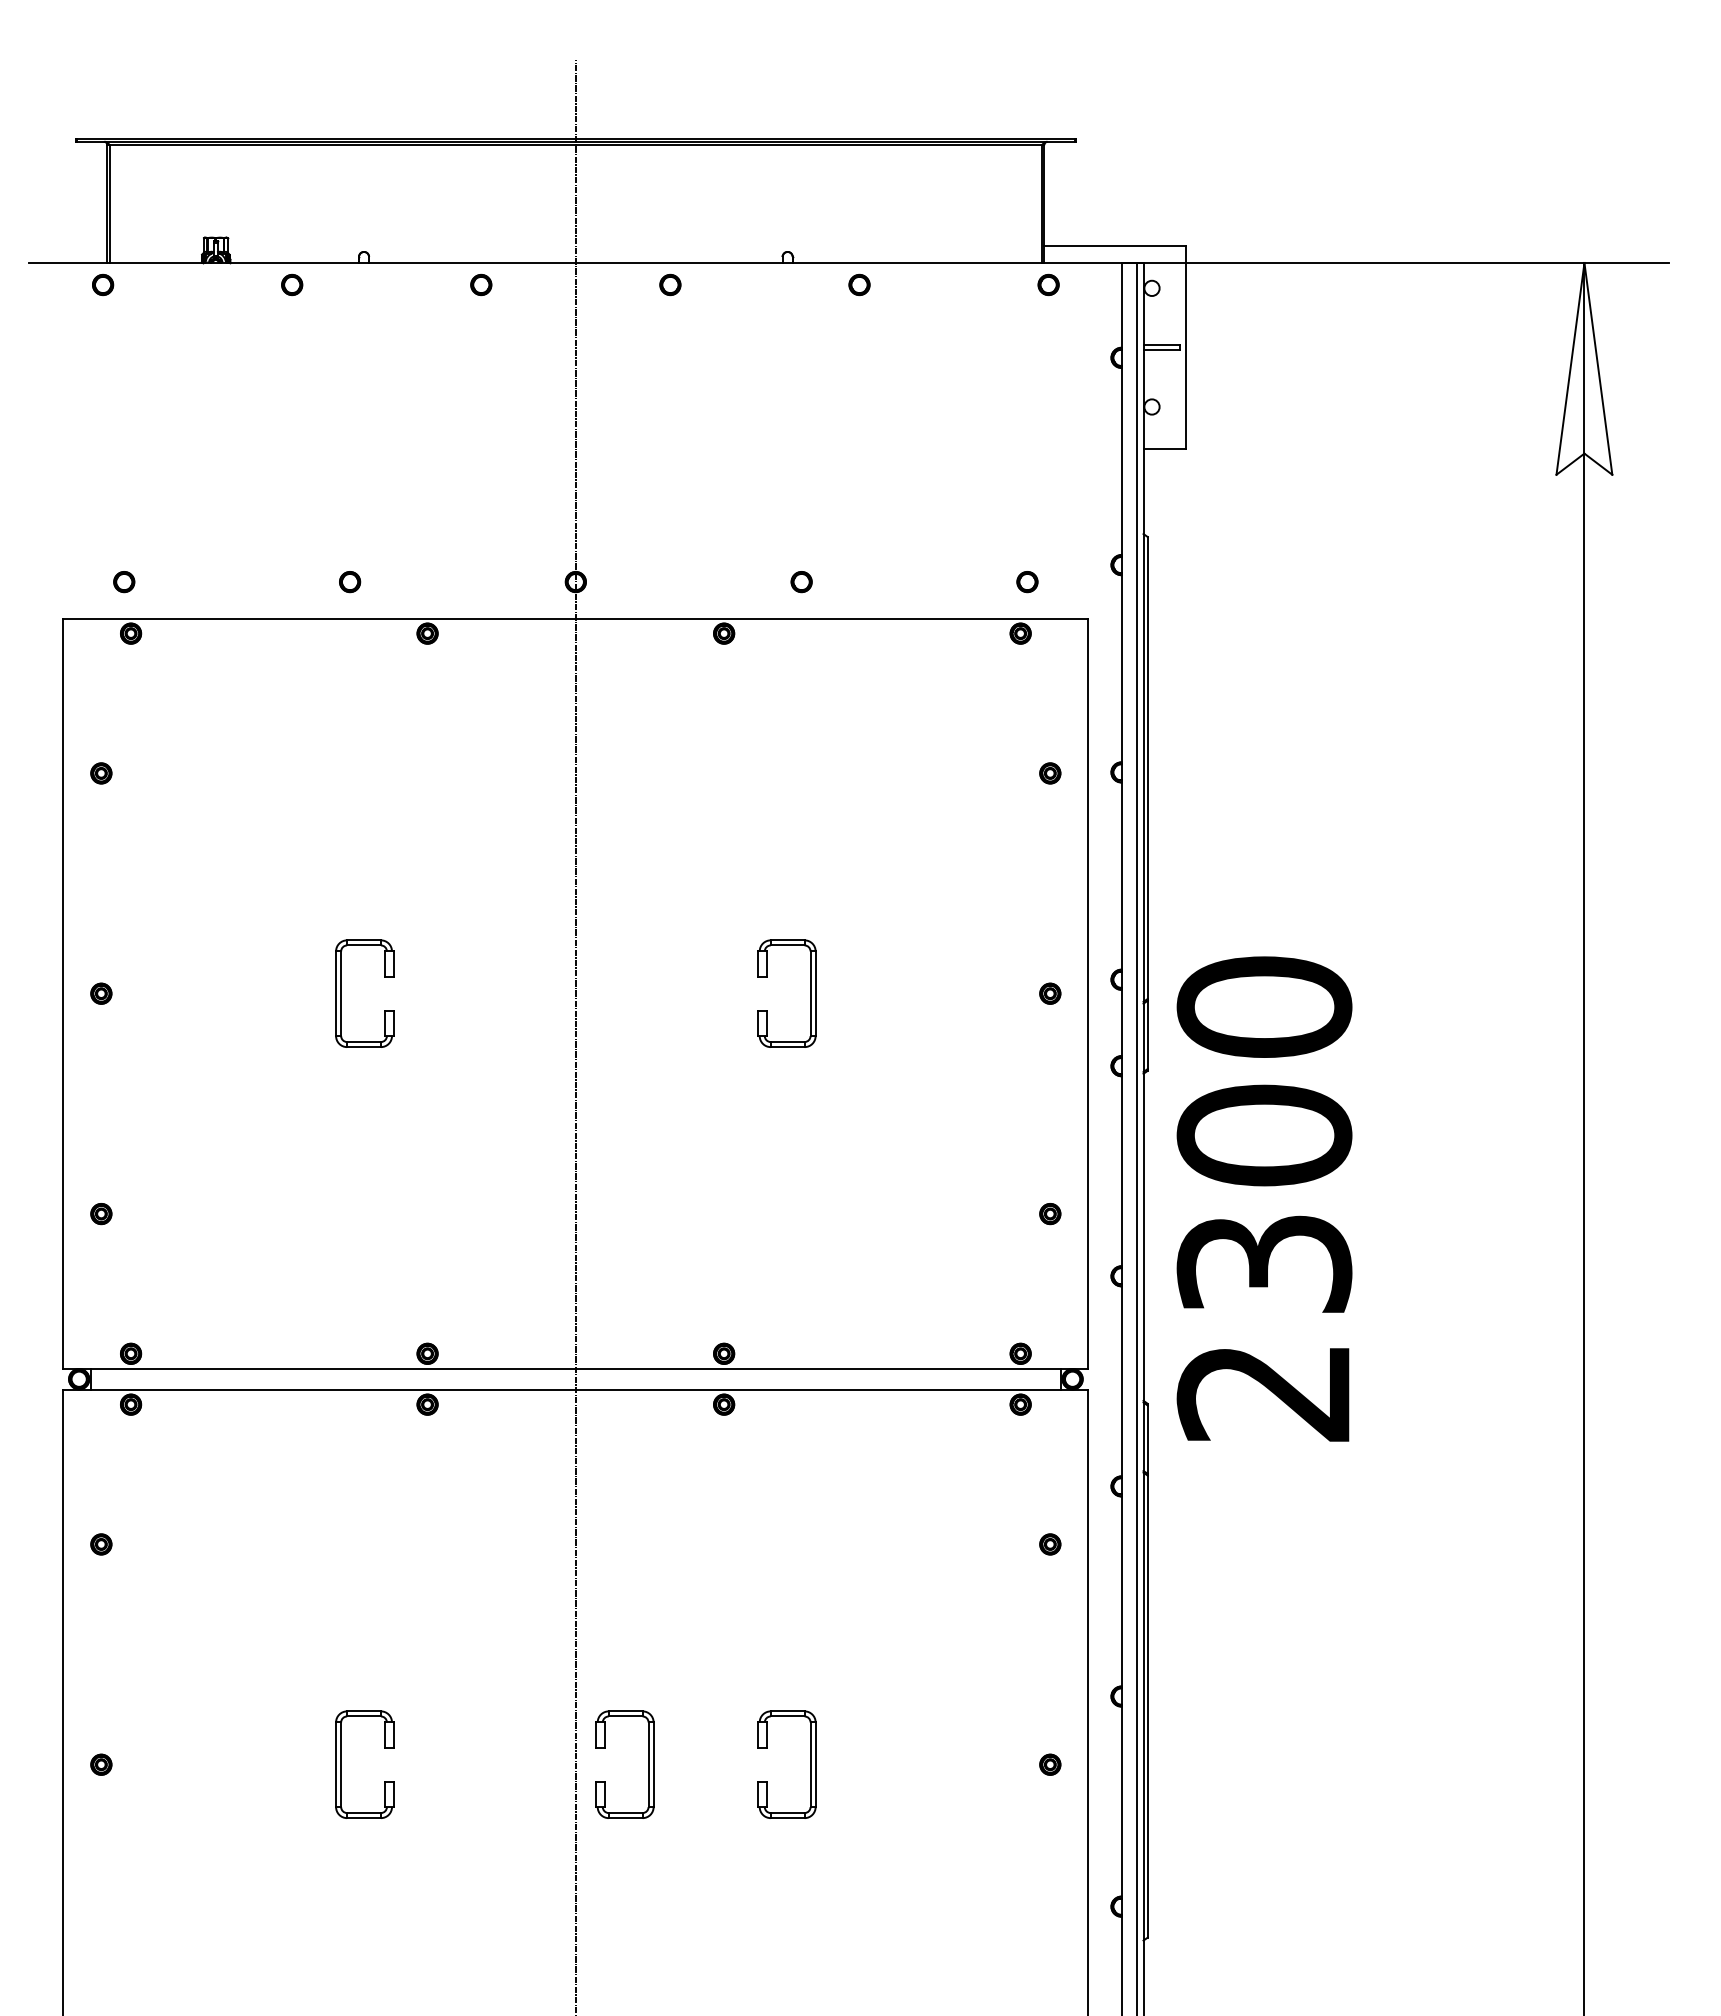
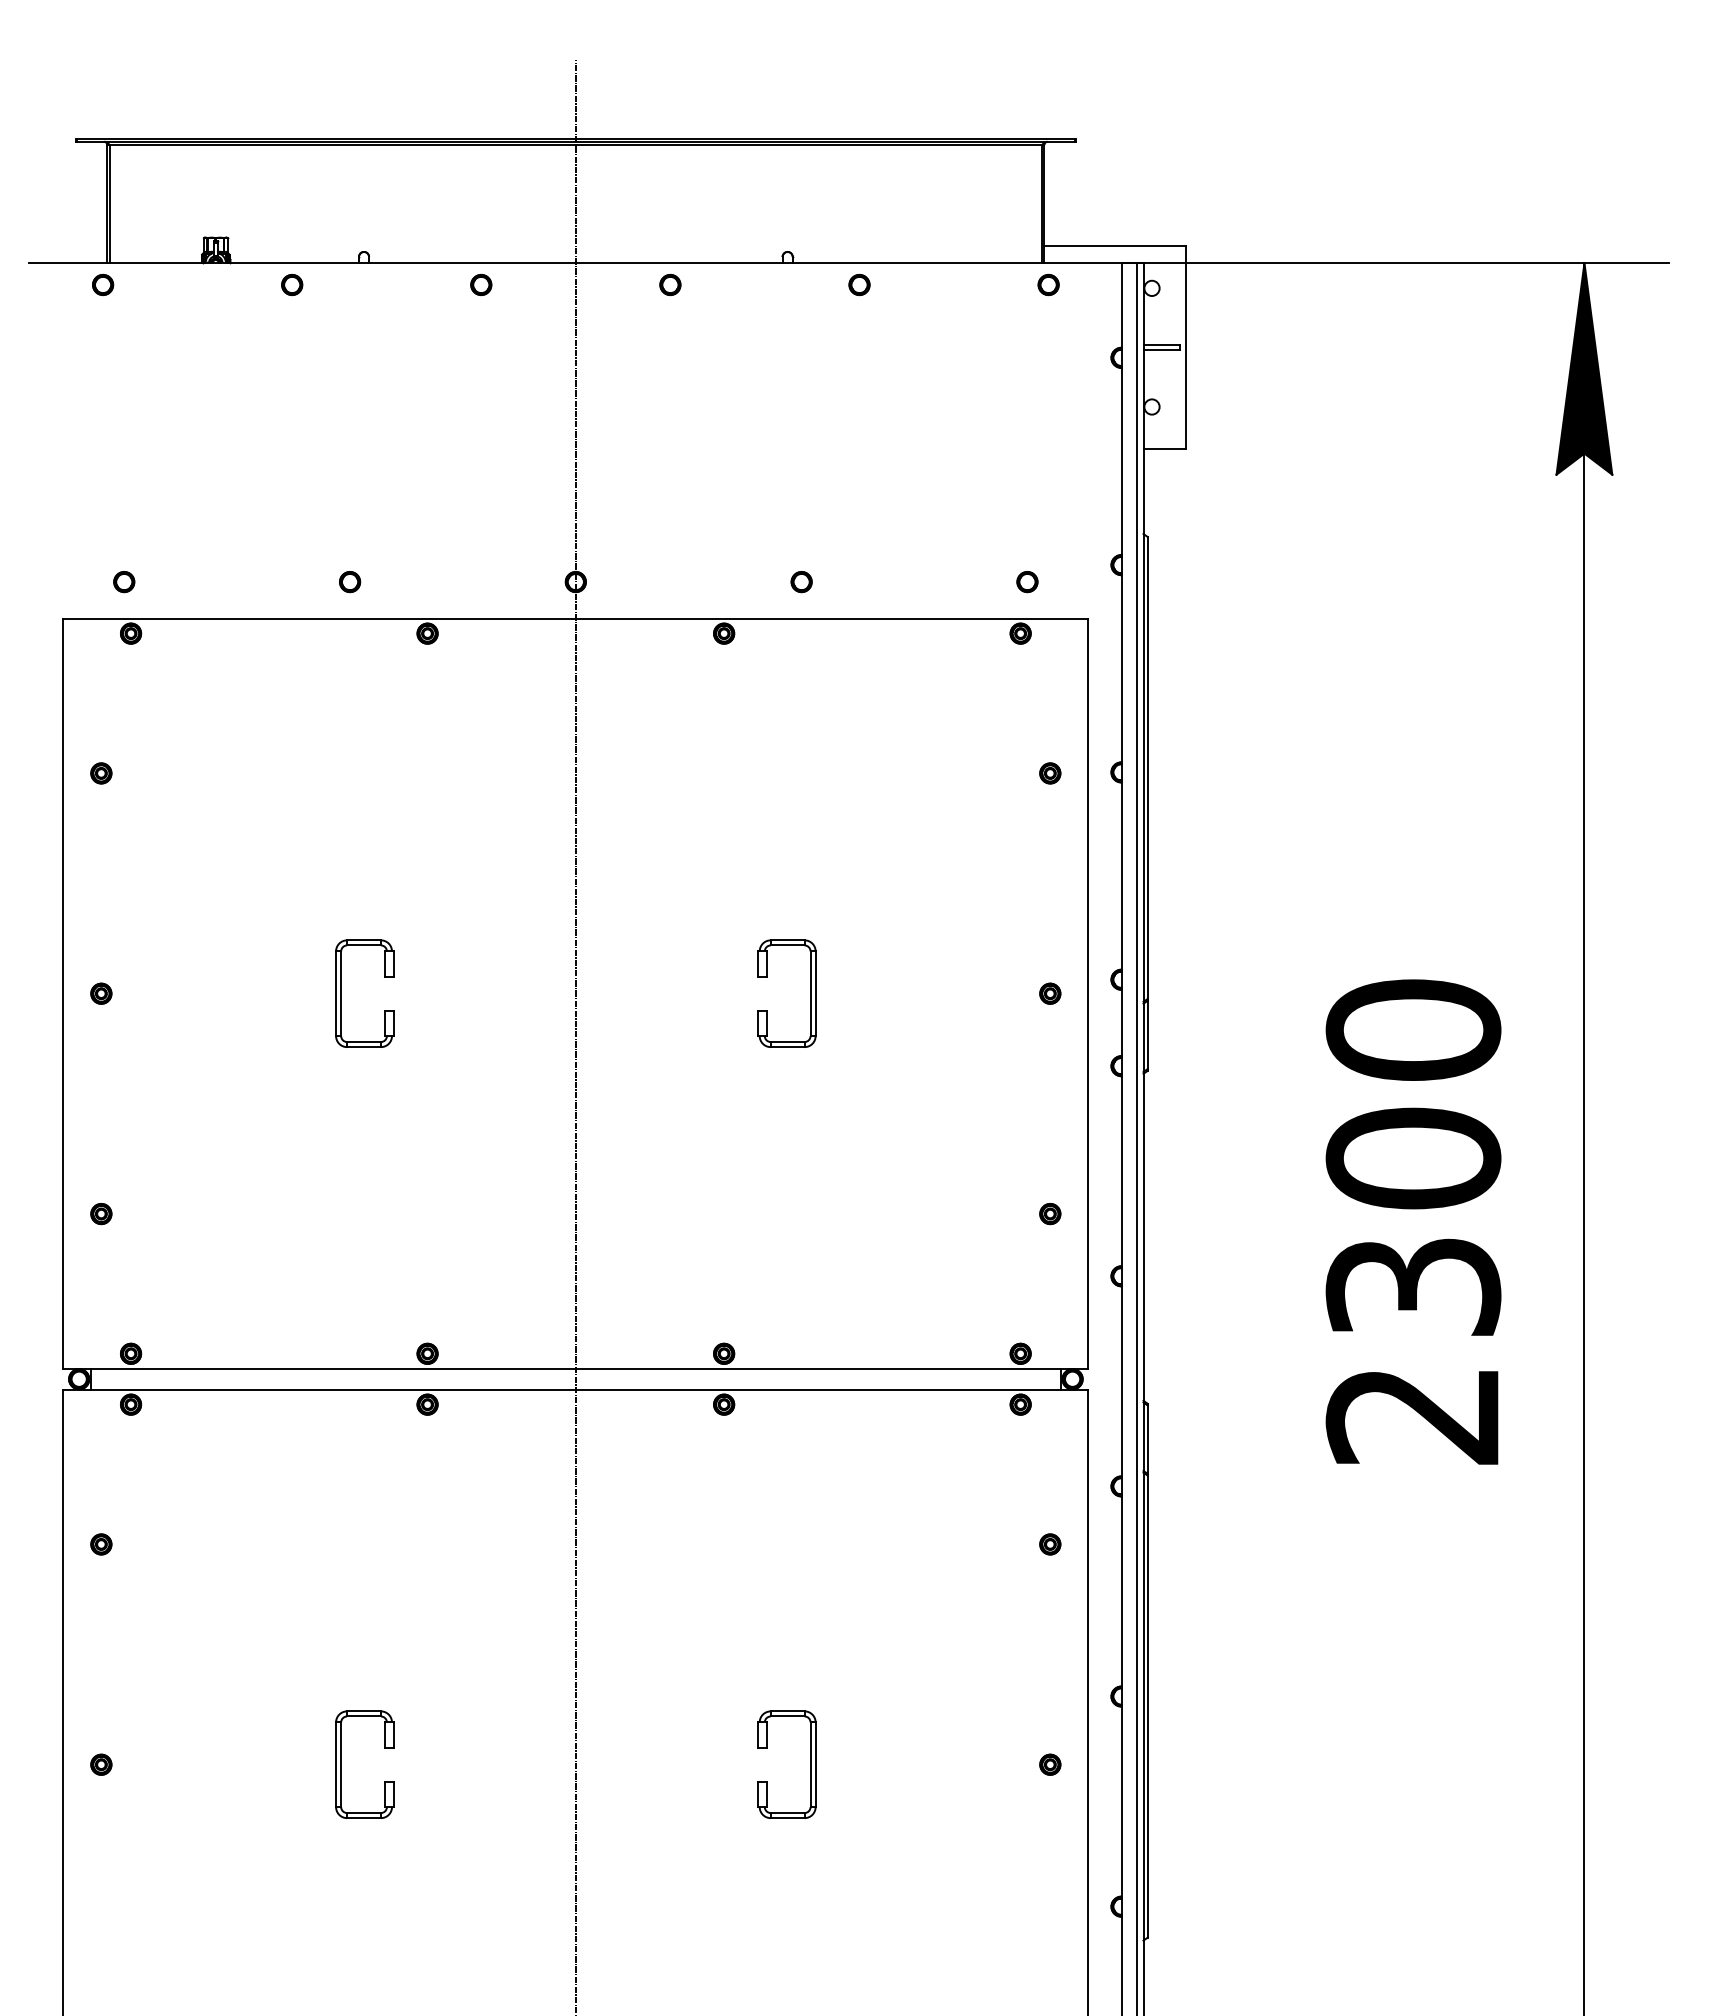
fill: none -> present (1584, 368)
text position: (1264, 1198) -> (1413, 1221) (1413, 1221)
part: present -> none (648, 1764)
